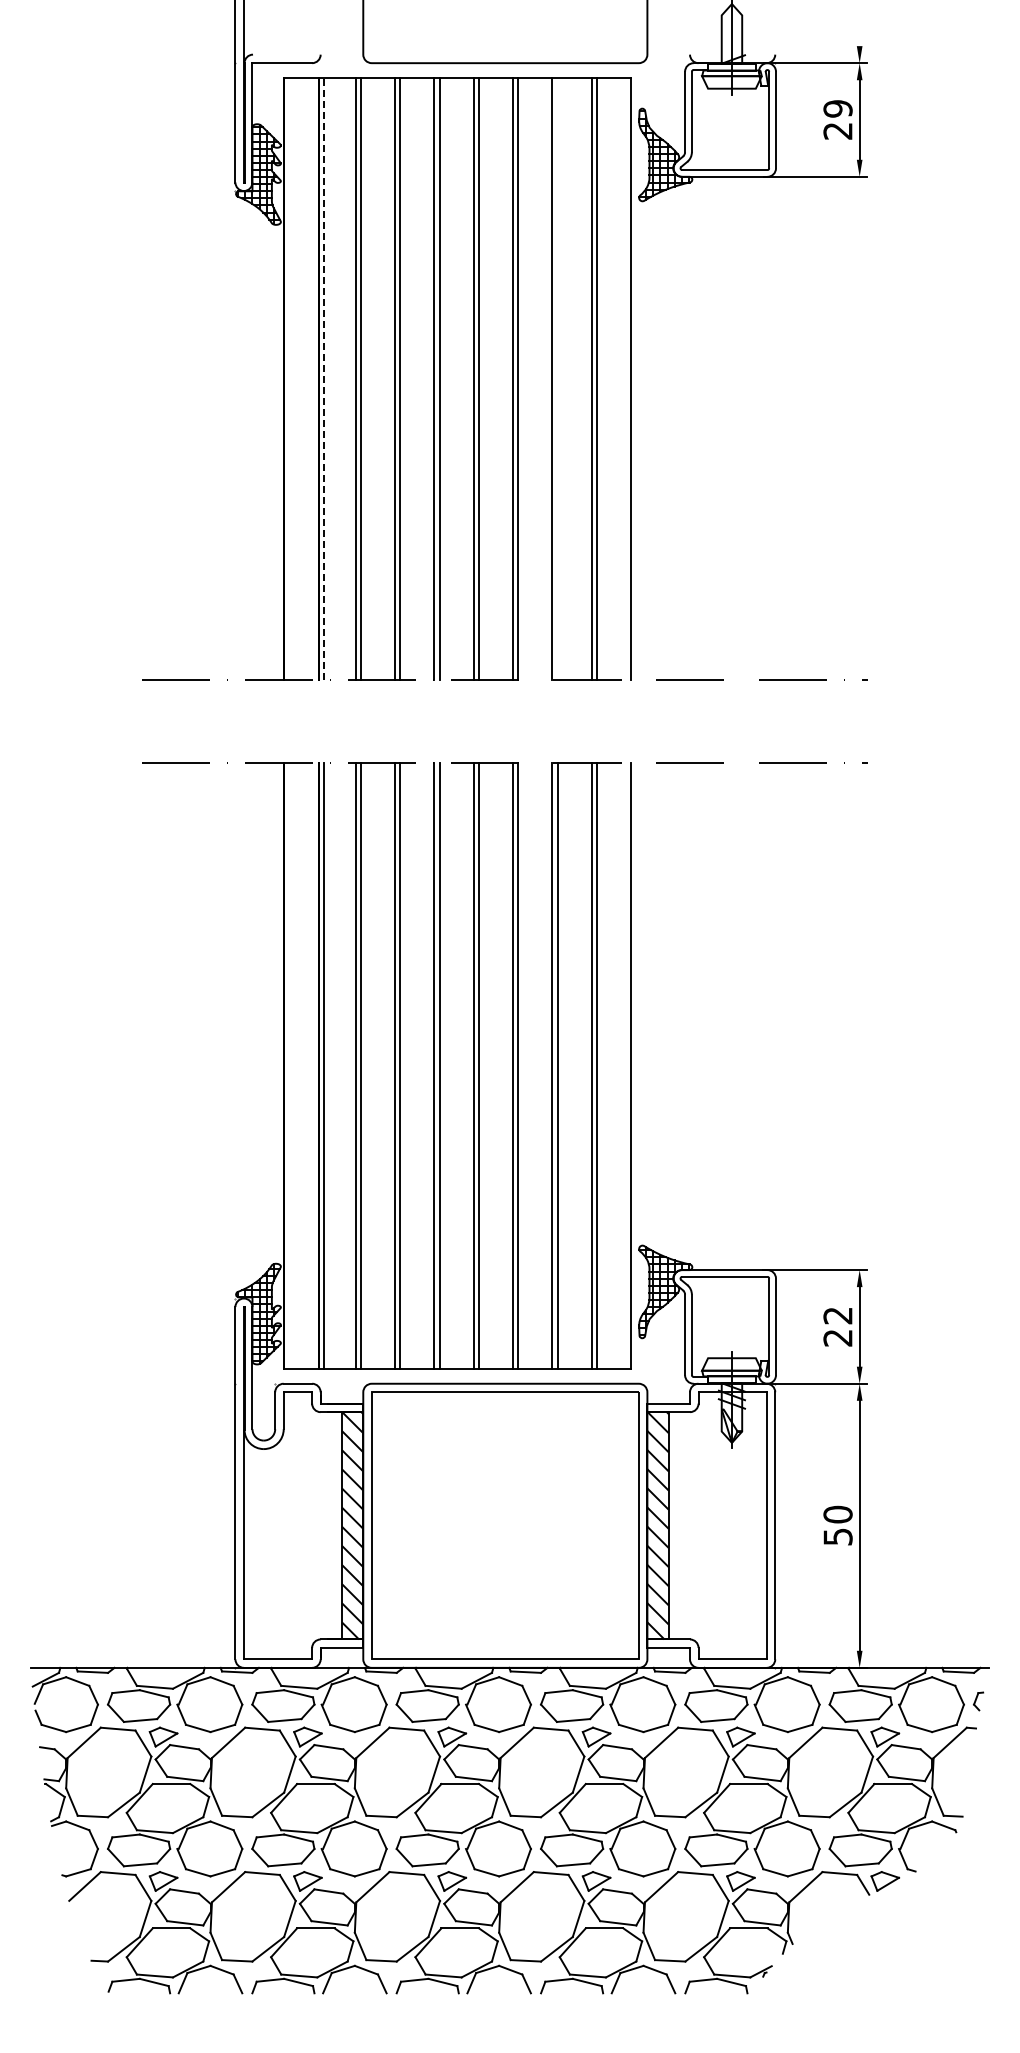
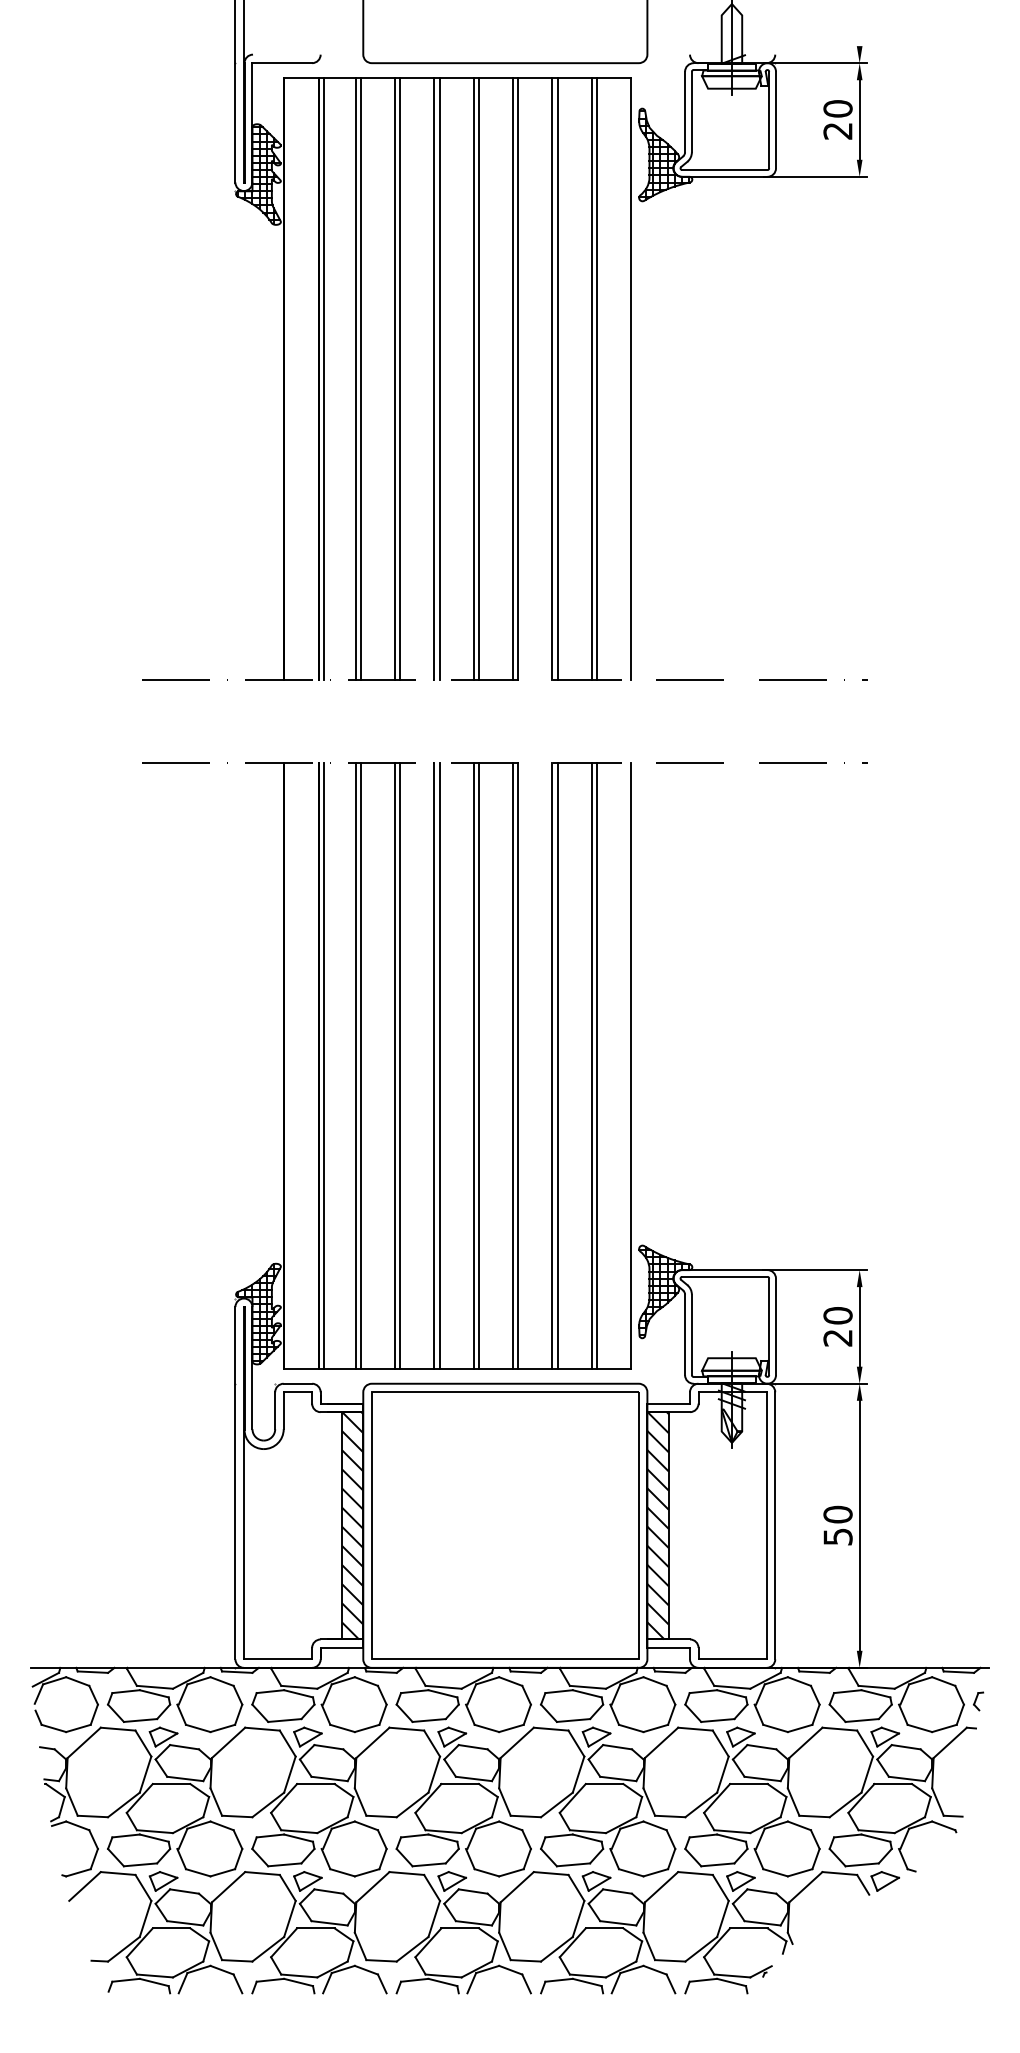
text: 29 -> 20 (837, 108)
line: dashed -> solid (323, 378)
line: none -> present (557, 378)
text: 22 -> 20 (837, 1315)
